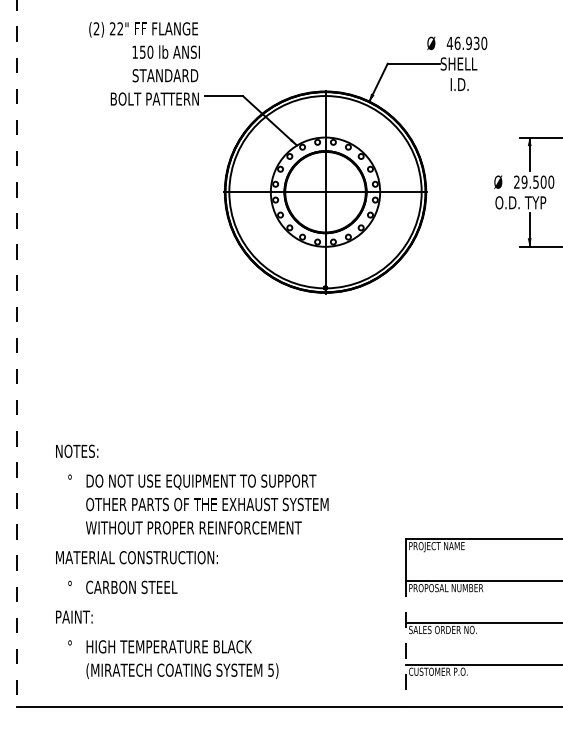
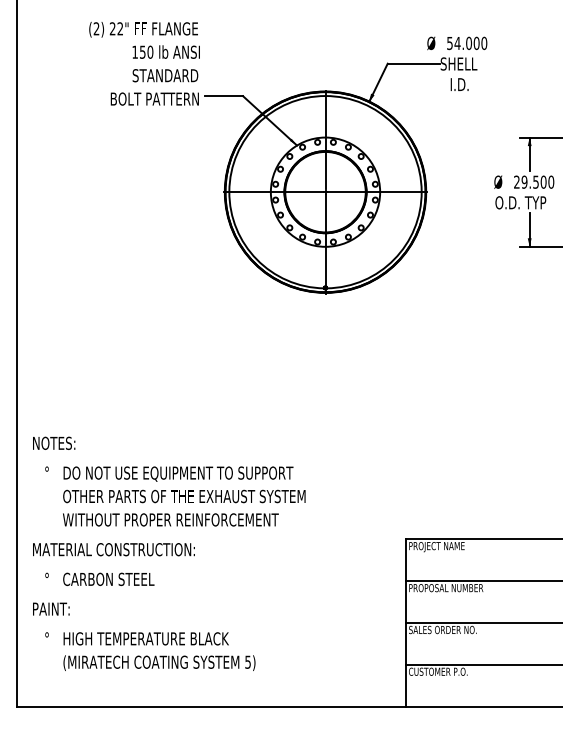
text: 46.930 -> 54.000 (462, 43)
line: dashed -> solid (16, 354)
text position: (192, 561) -> (169, 553) (169, 553)
line: dashed -> solid (405, 644)
